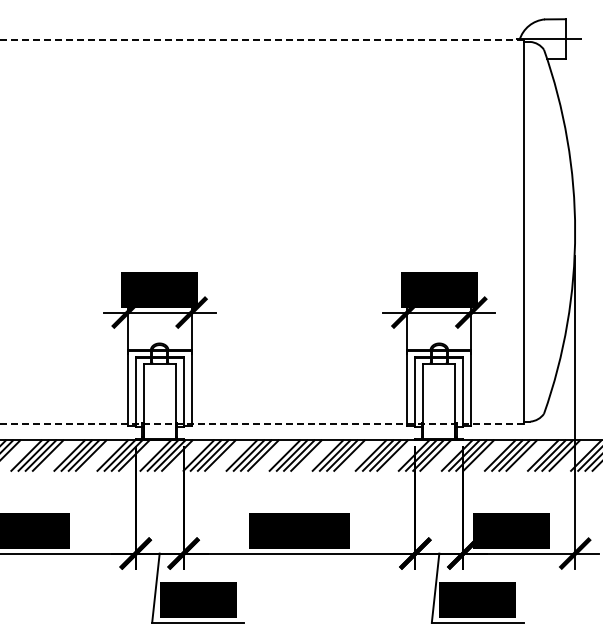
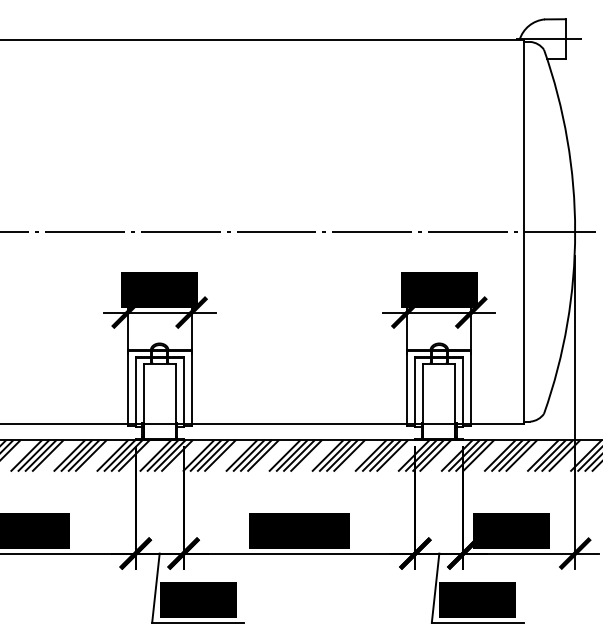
line: dashed -> solid (262, 40)
line: none -> present (299, 231)
line: dashed -> solid (262, 423)
